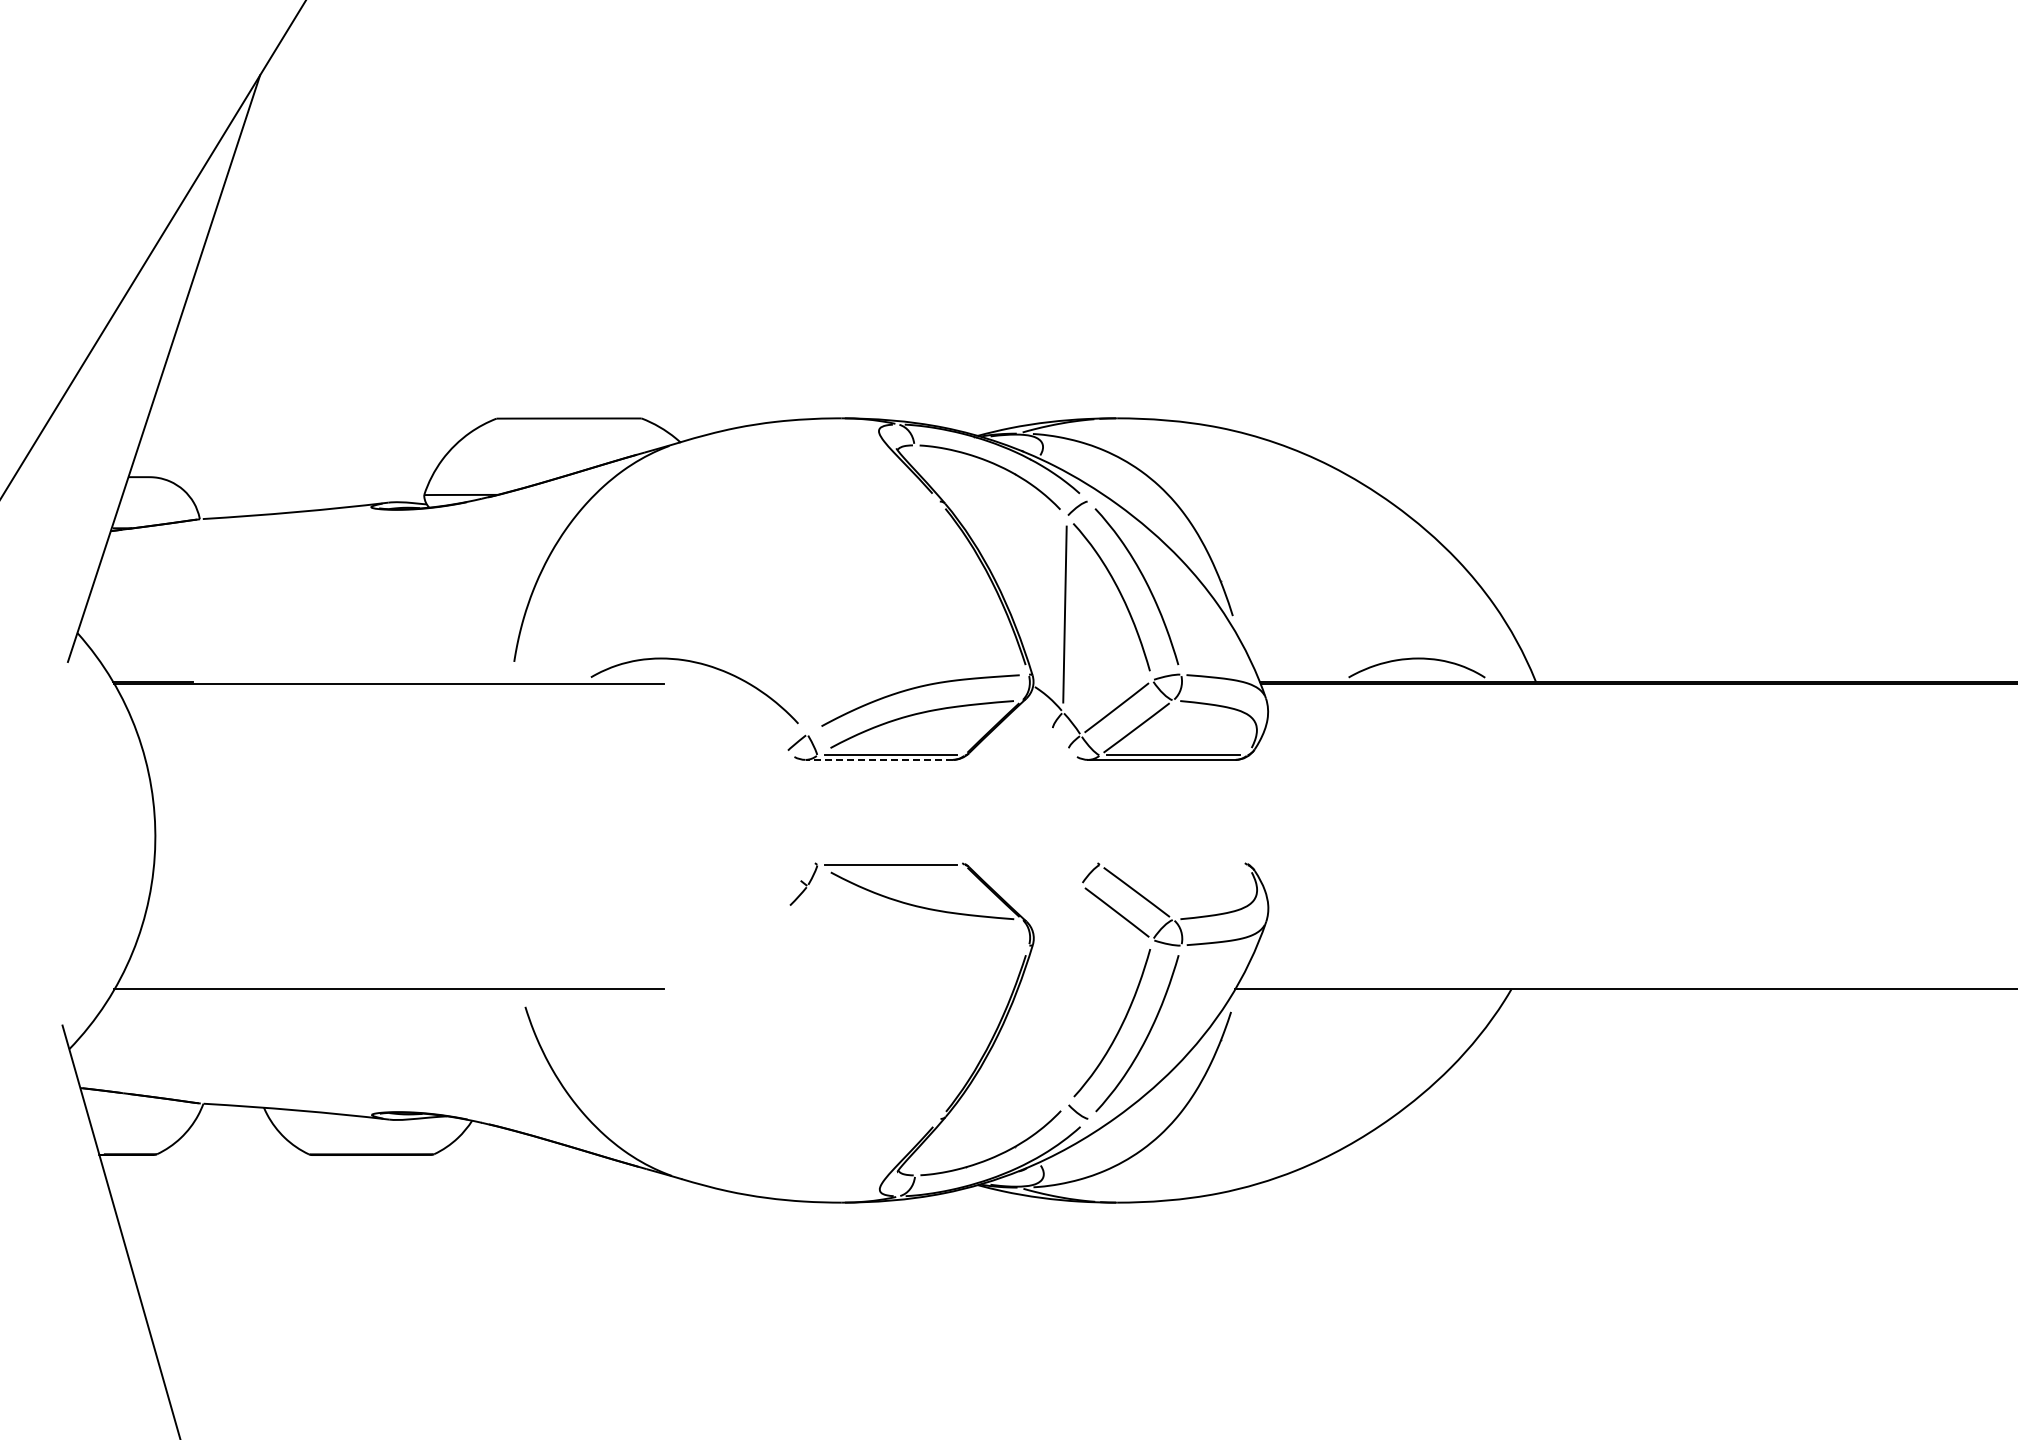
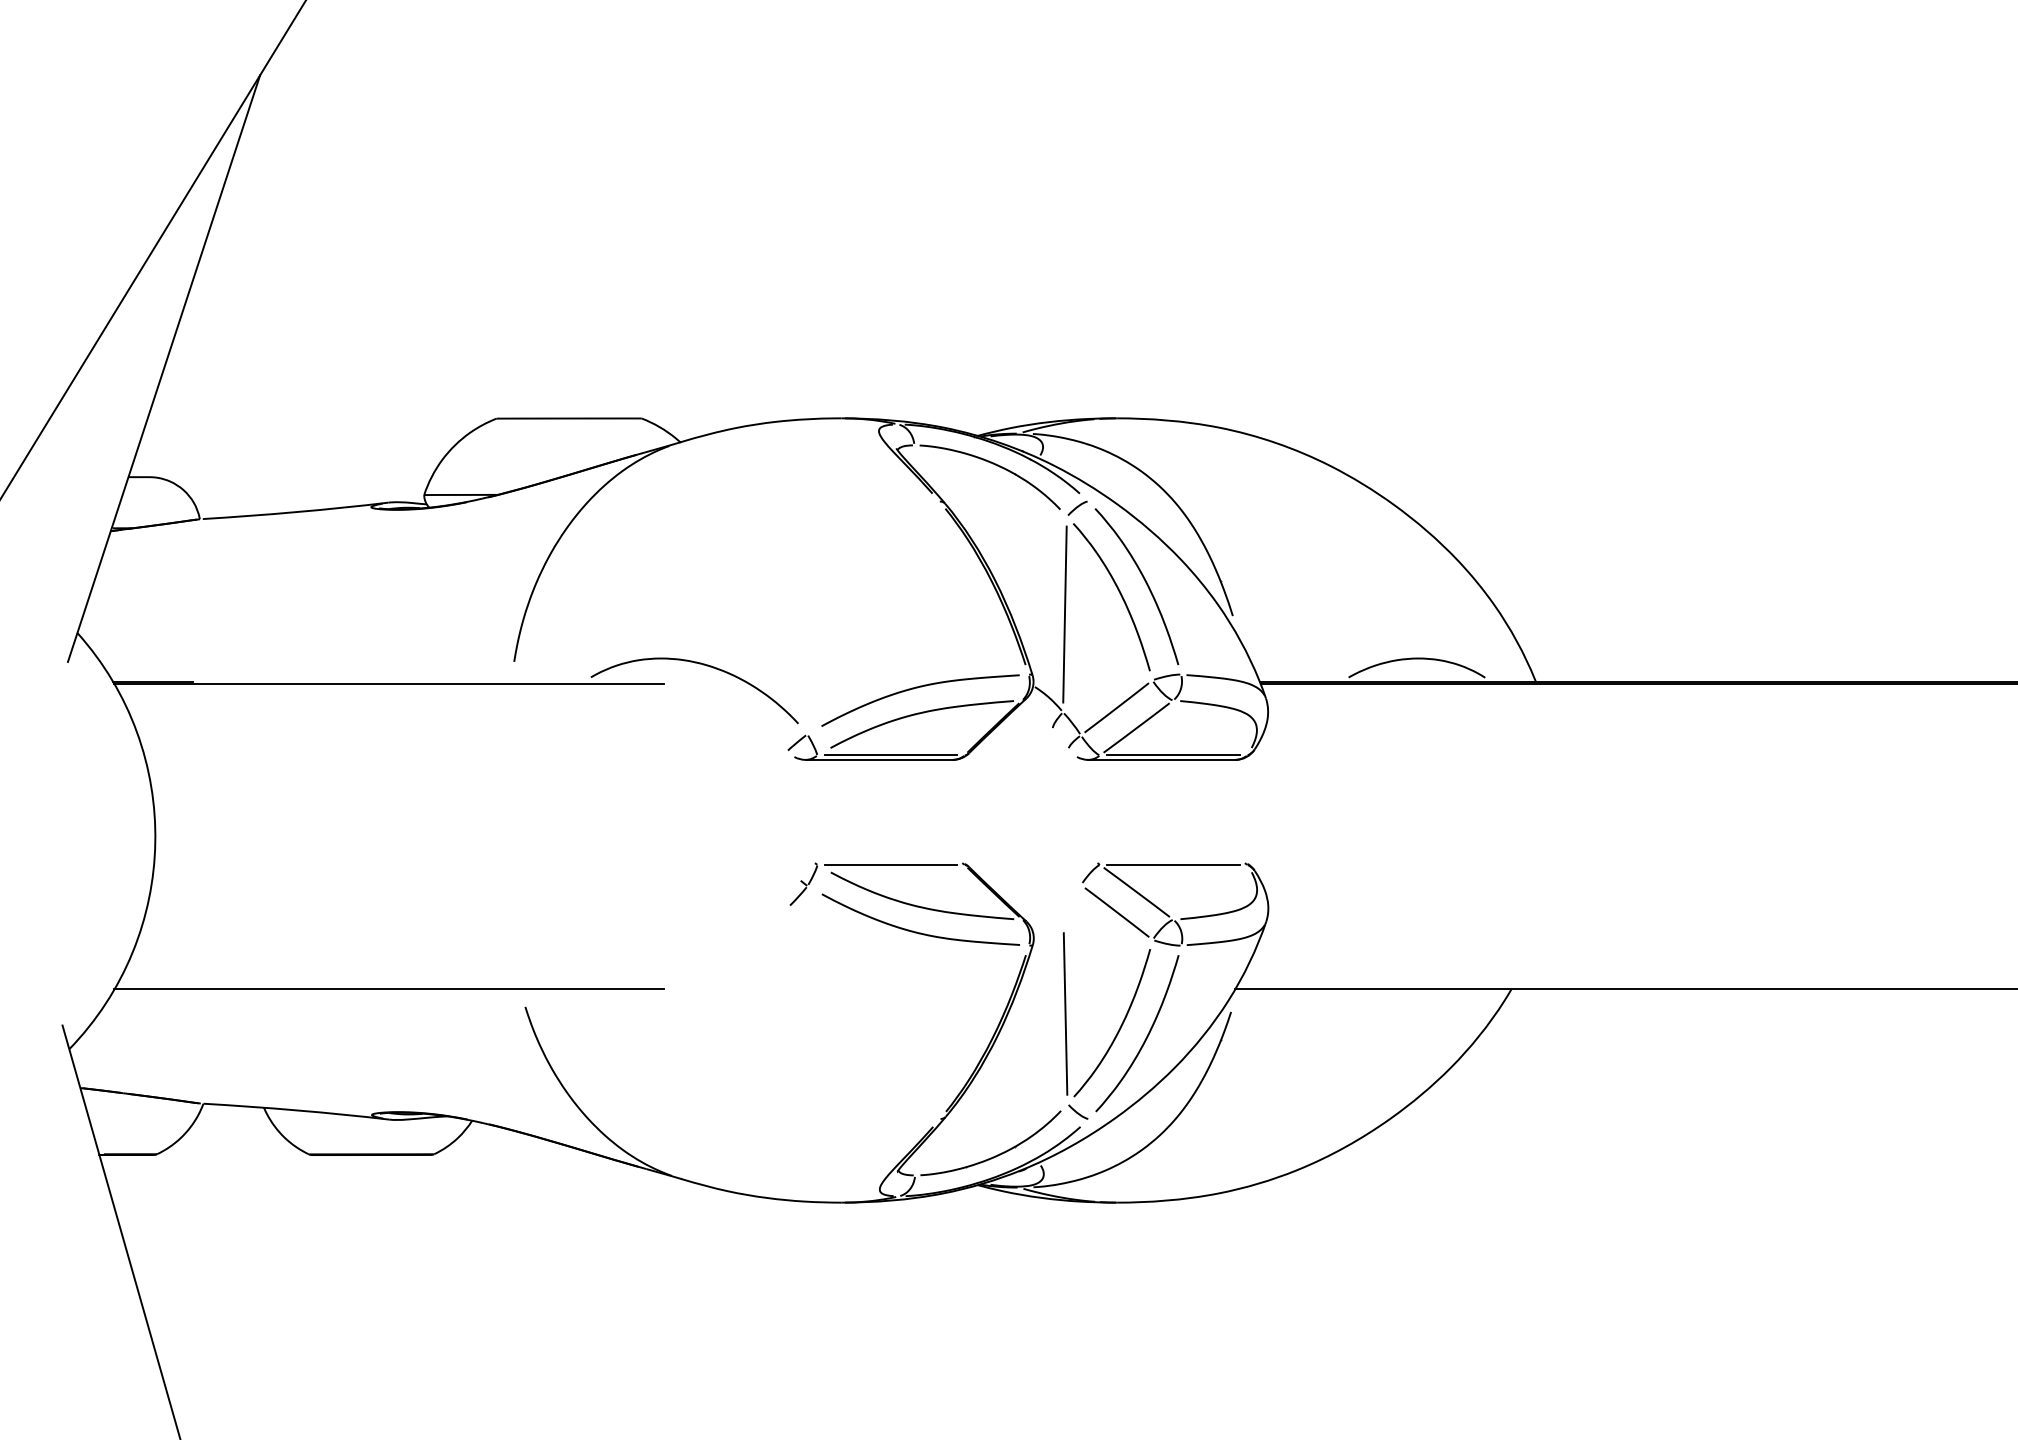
line: dashed -> solid (879, 759)
line: none -> present (1173, 864)
curve: none -> present (916, 931)
line: none -> present (1065, 1013)
